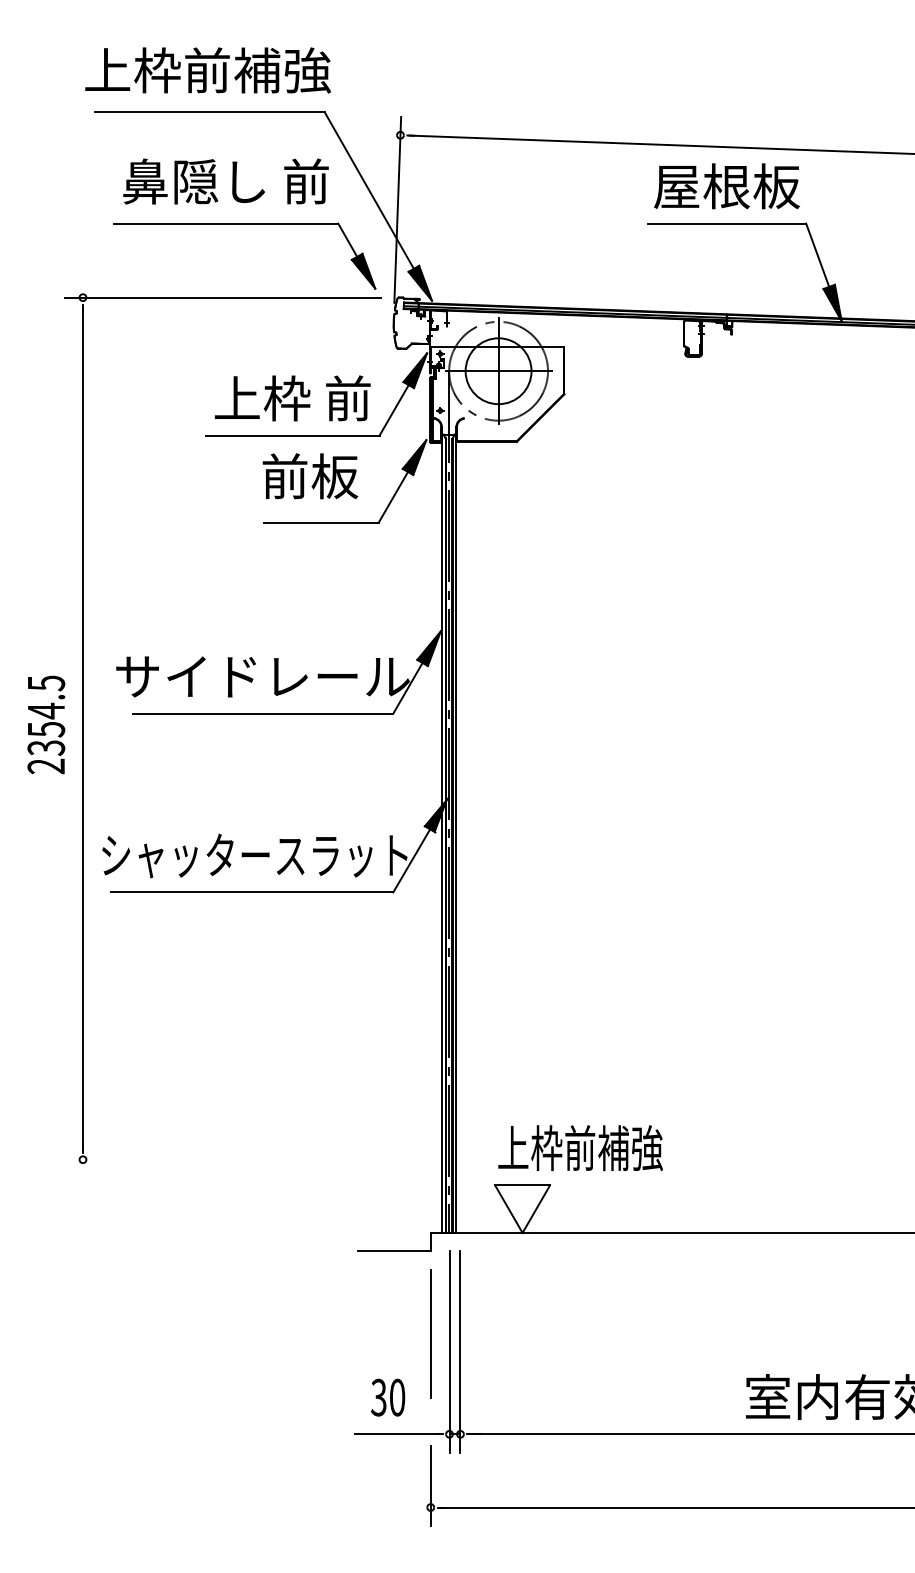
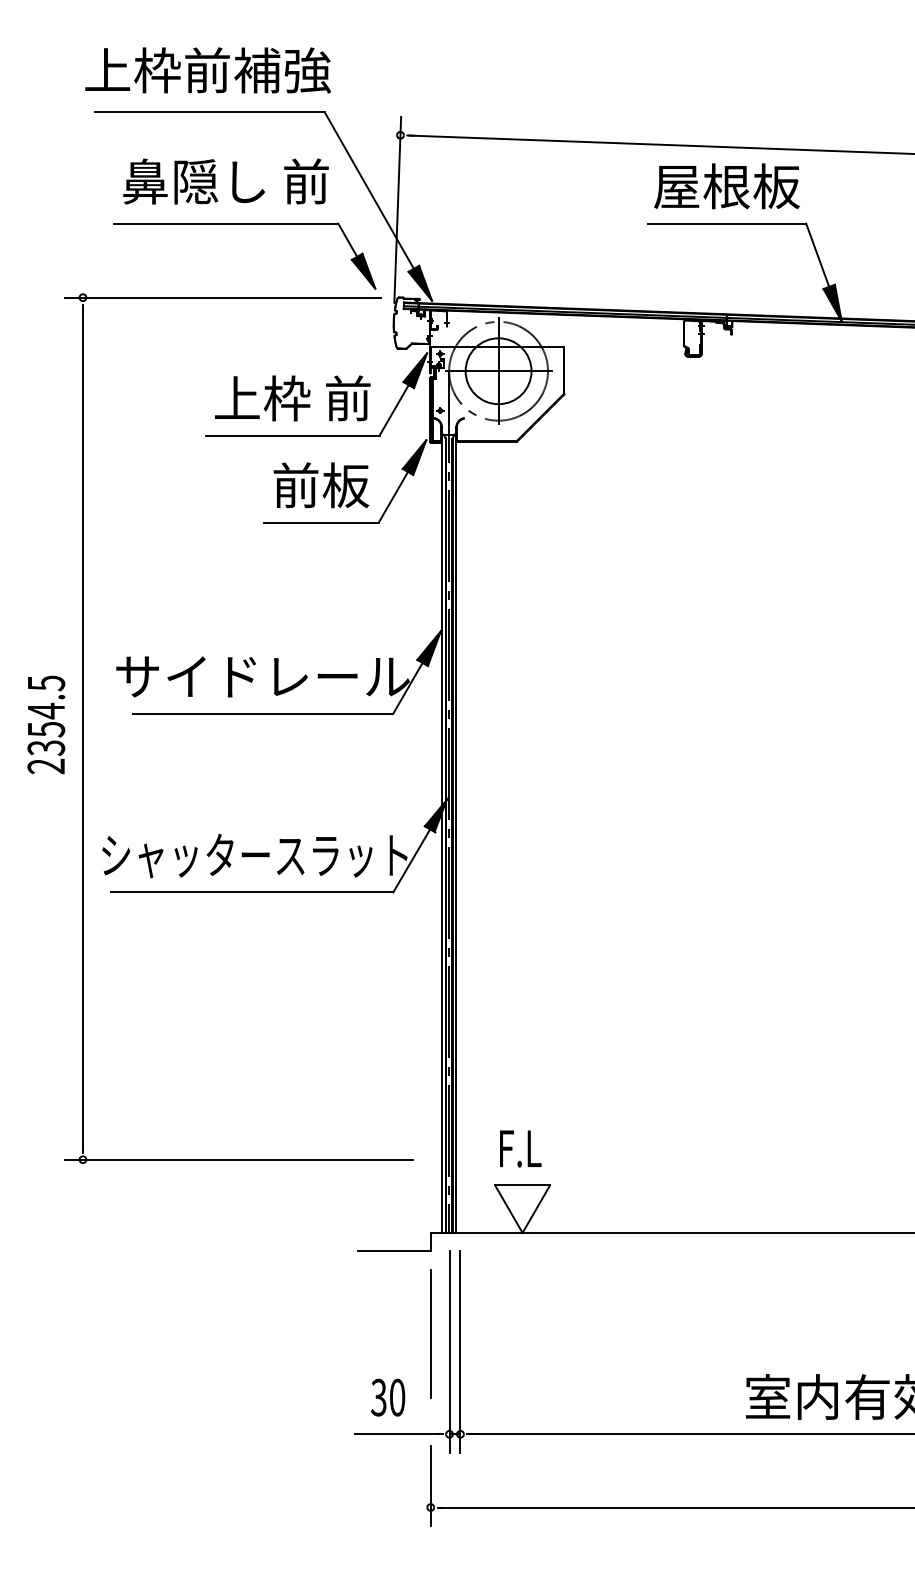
text position: (310, 476) -> (321, 485) (321, 485)
text: 上枠前補強 -> F.L (580, 1148)
line: none -> present (238, 1159)
